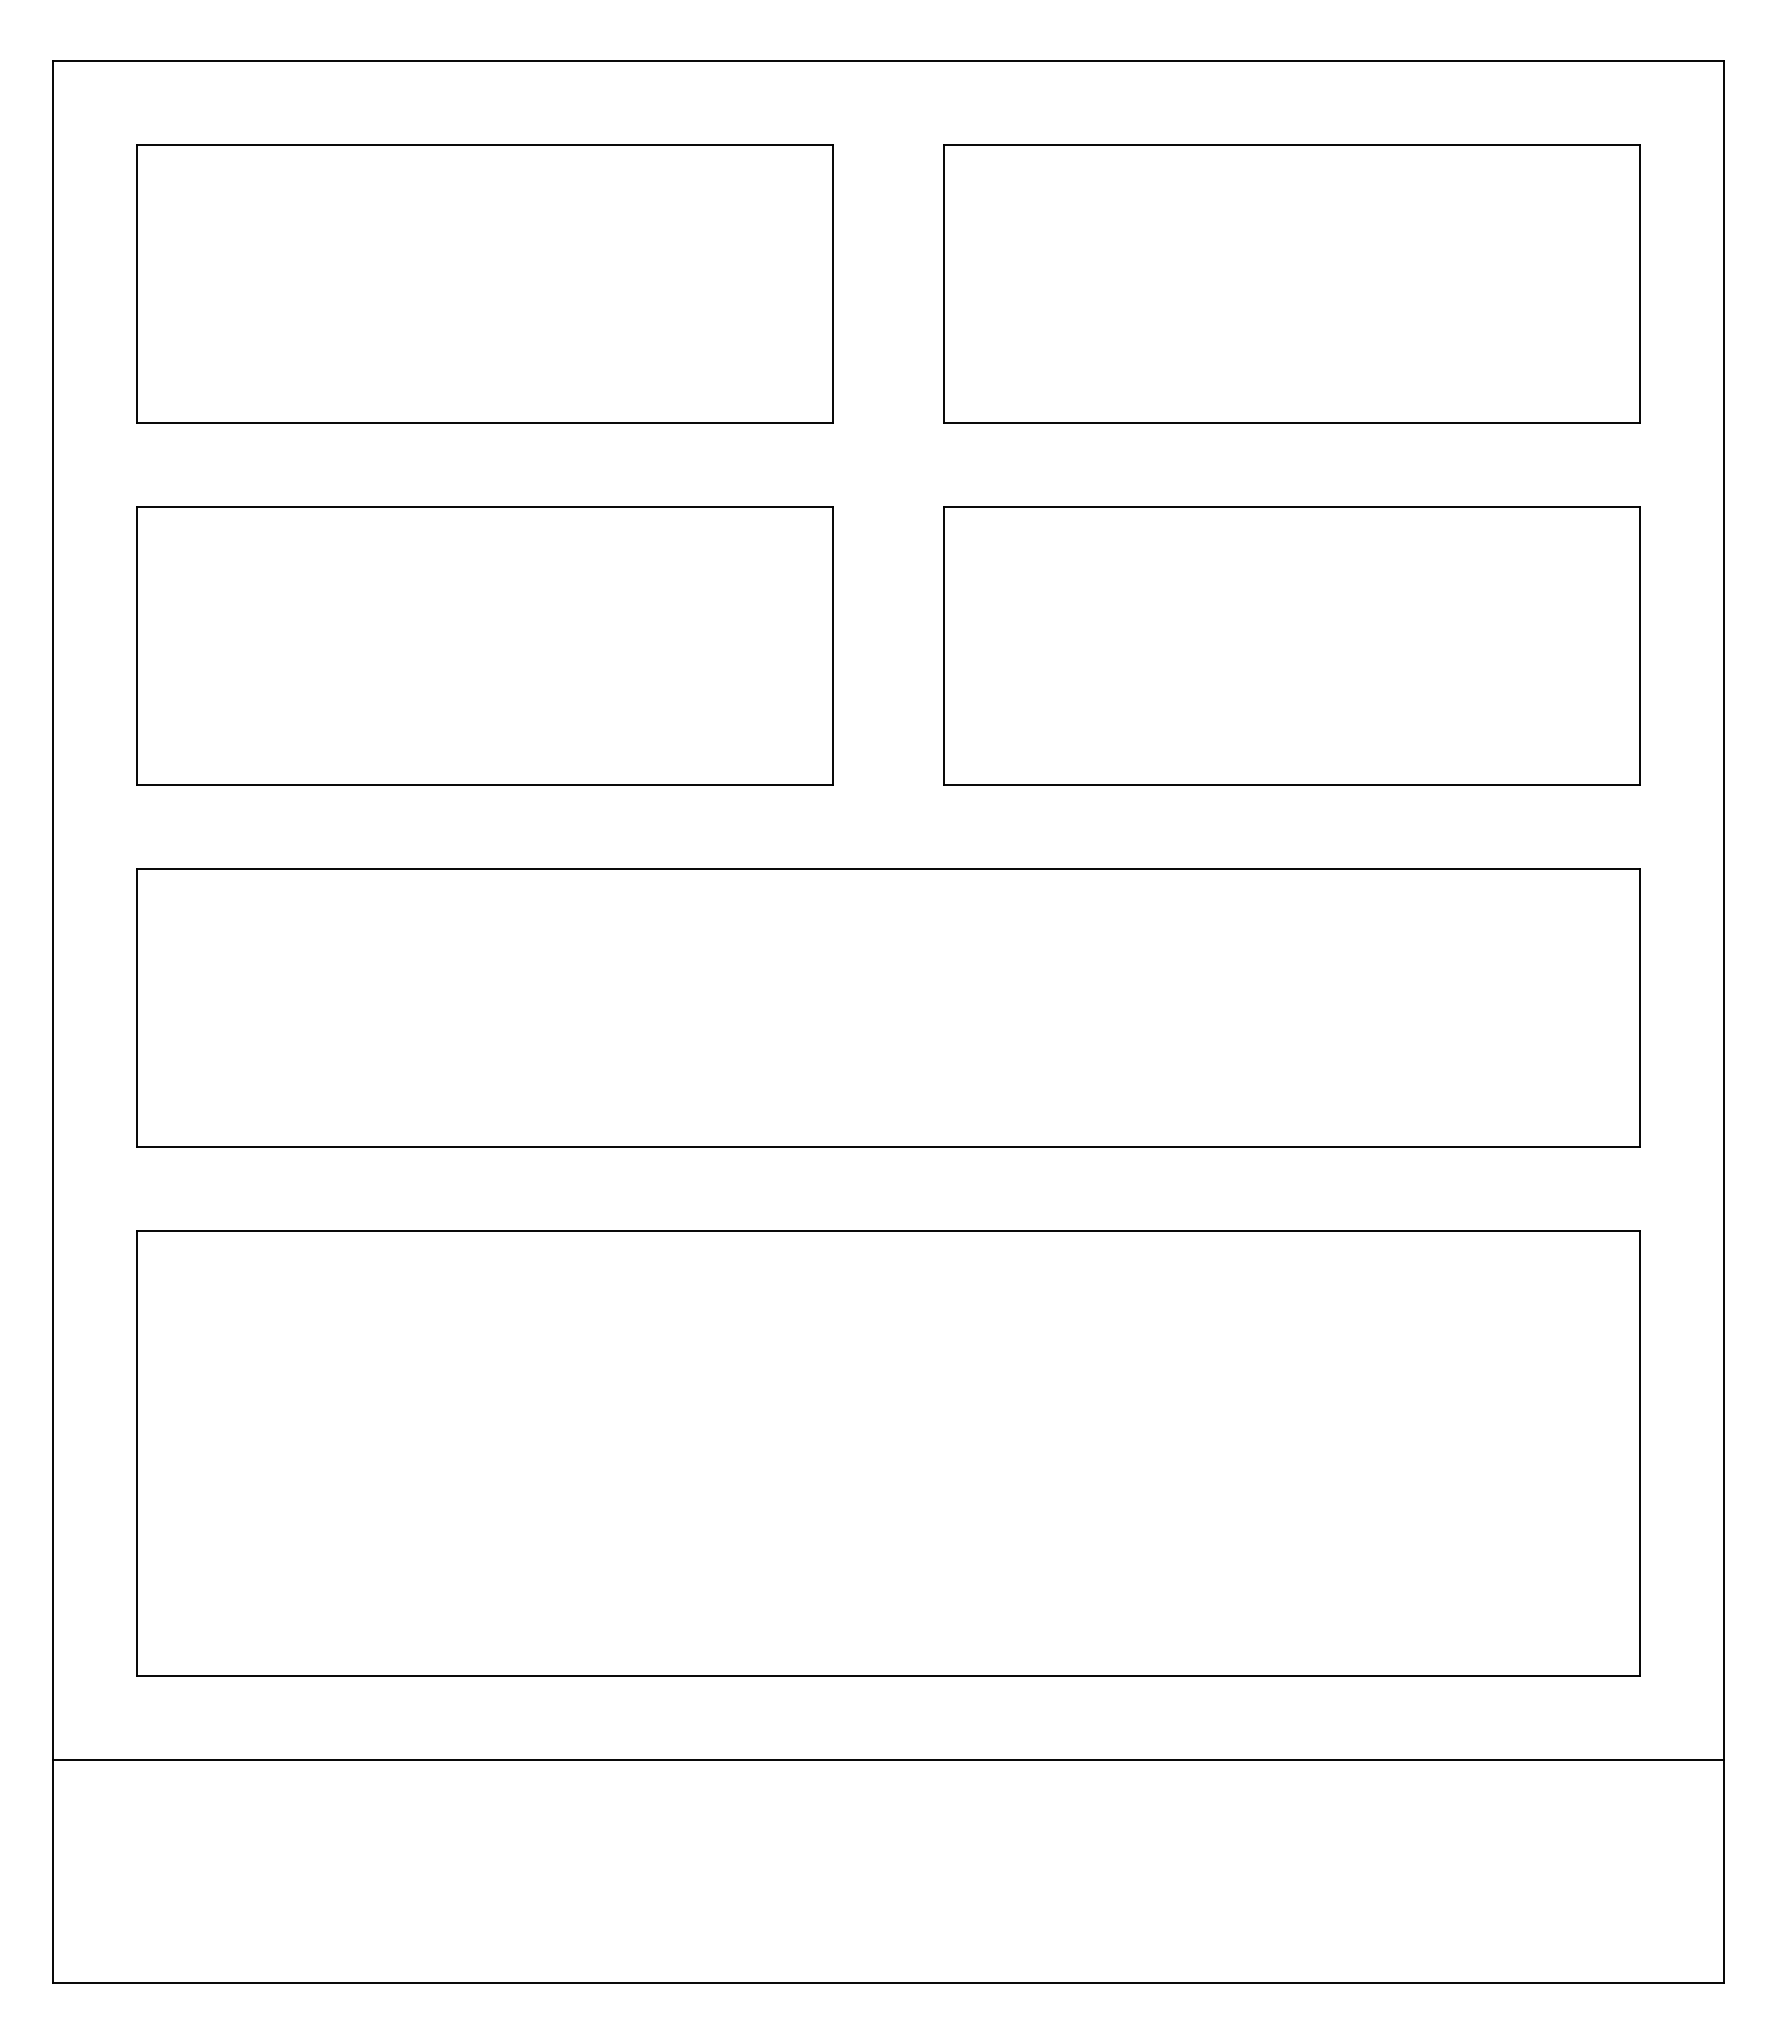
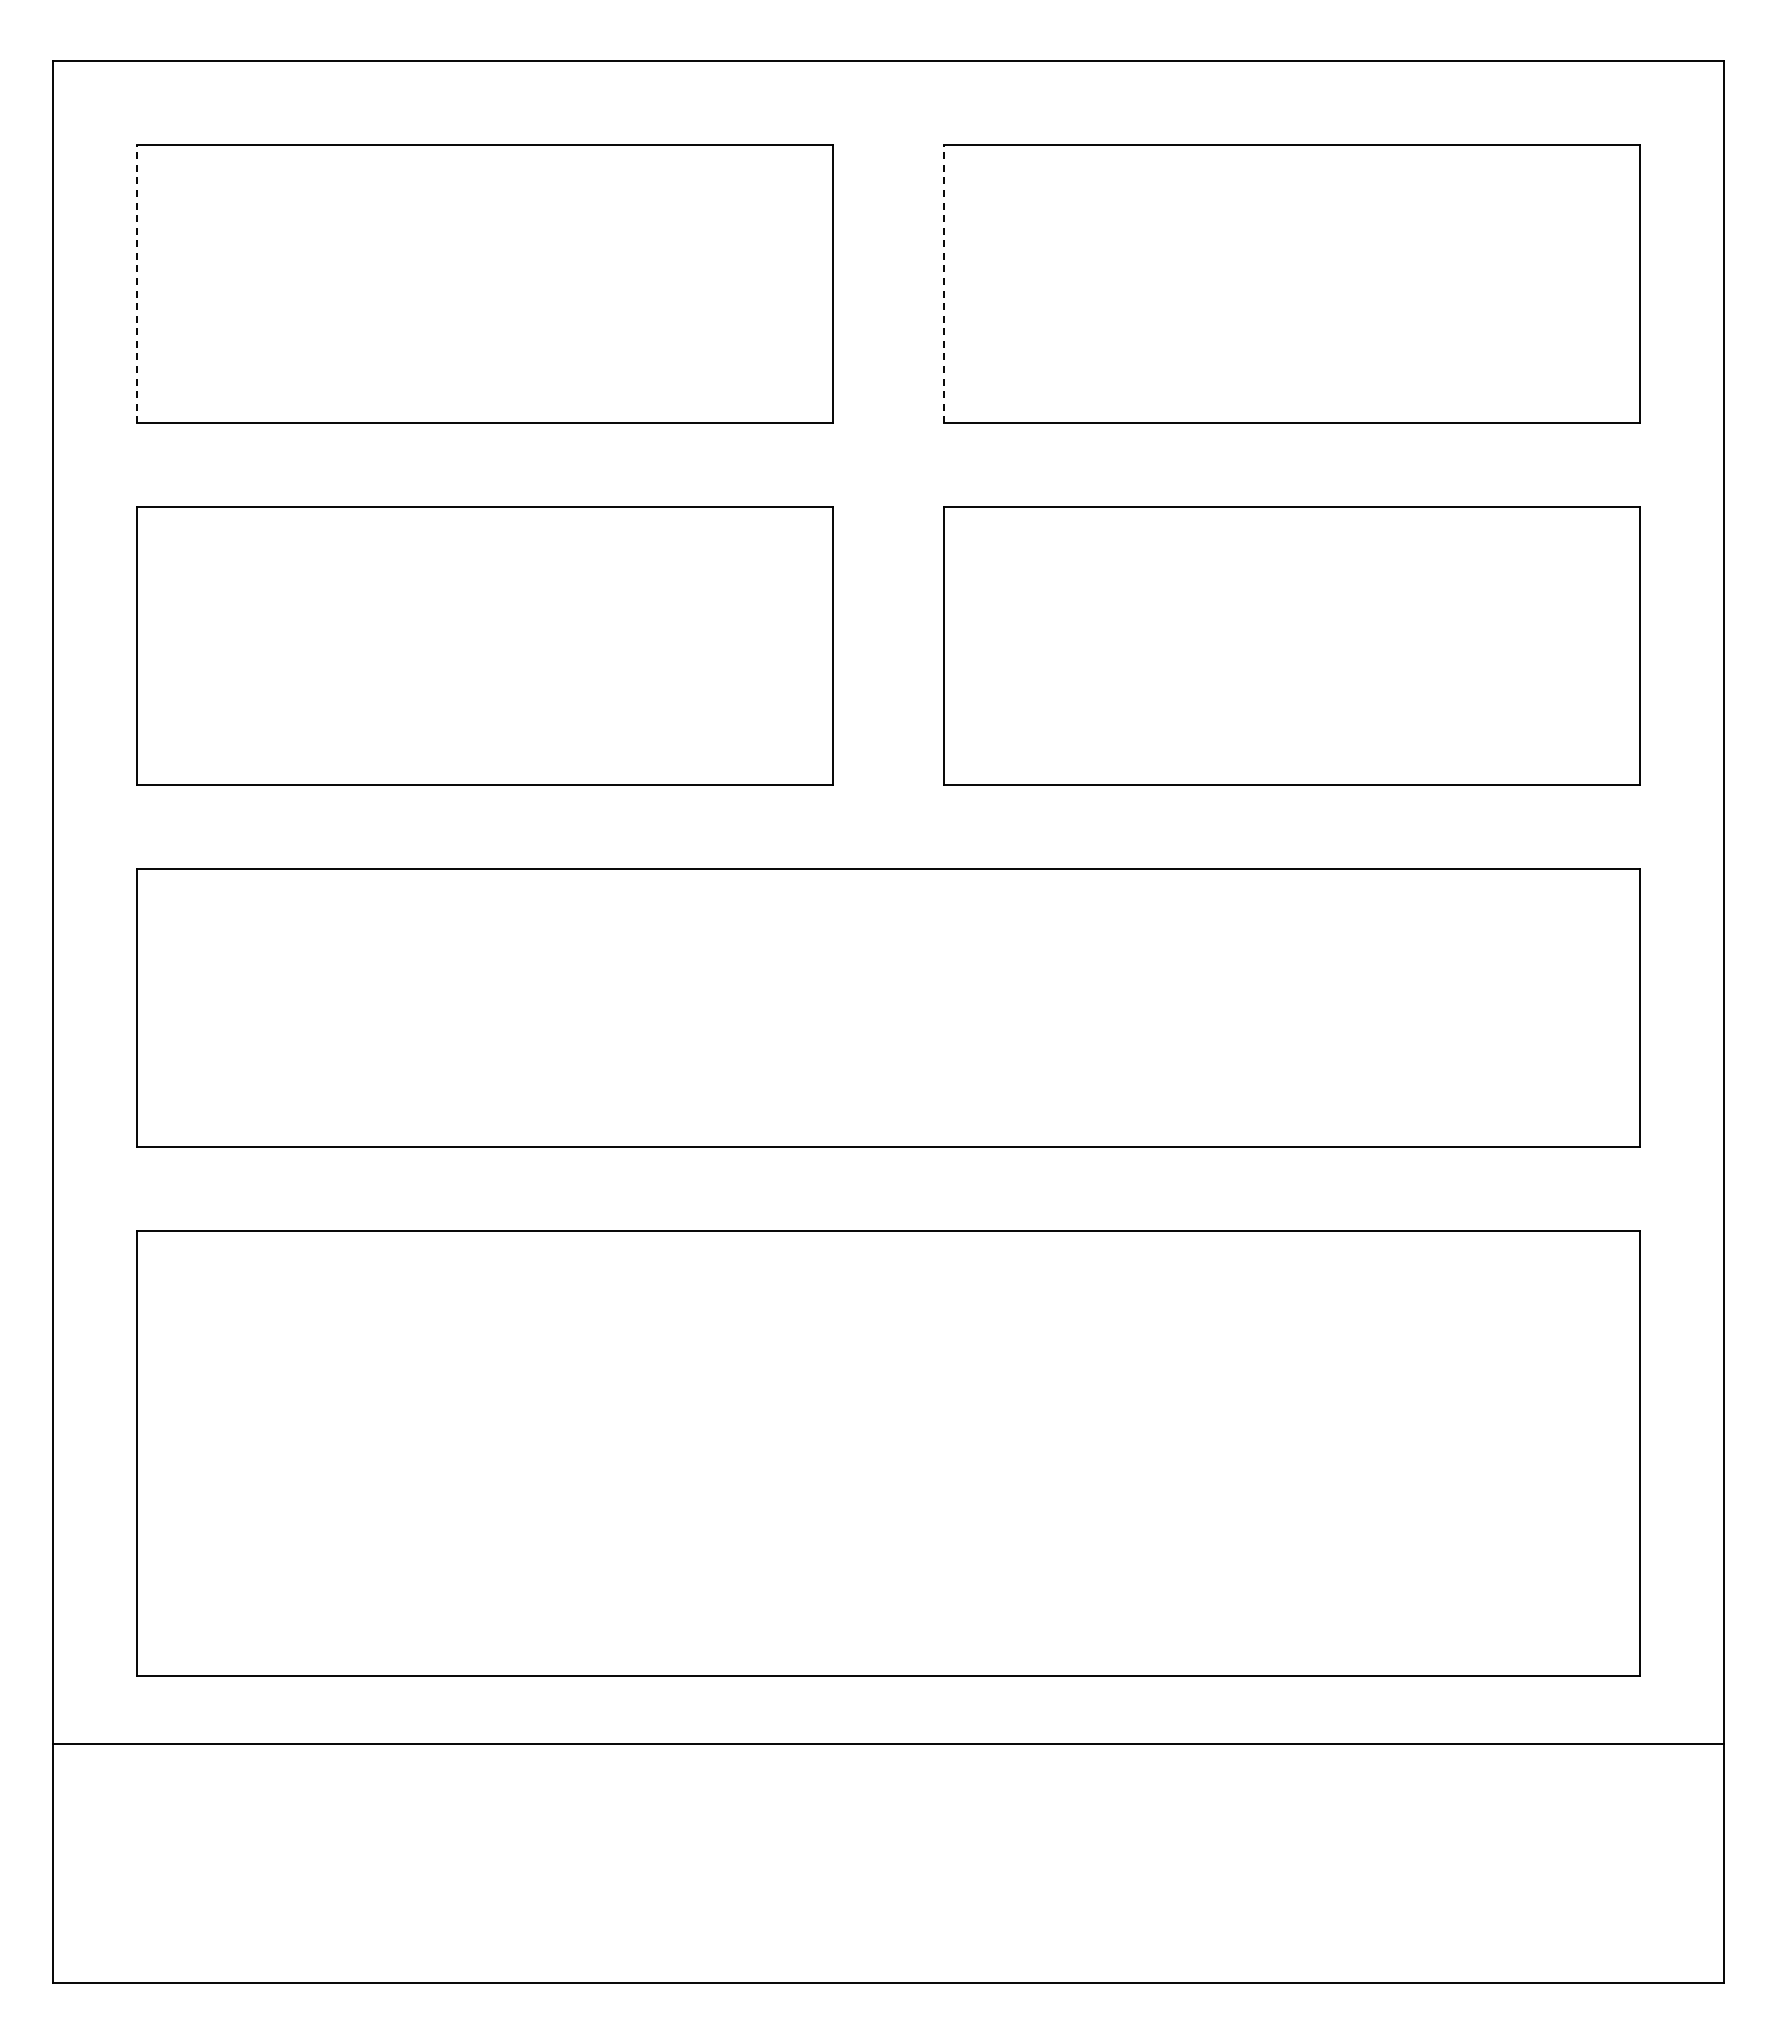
line: solid -> dashed (136, 283)
line: solid -> dashed (944, 283)
line position: (888, 1759) -> (888, 1743) (888, 1743)
